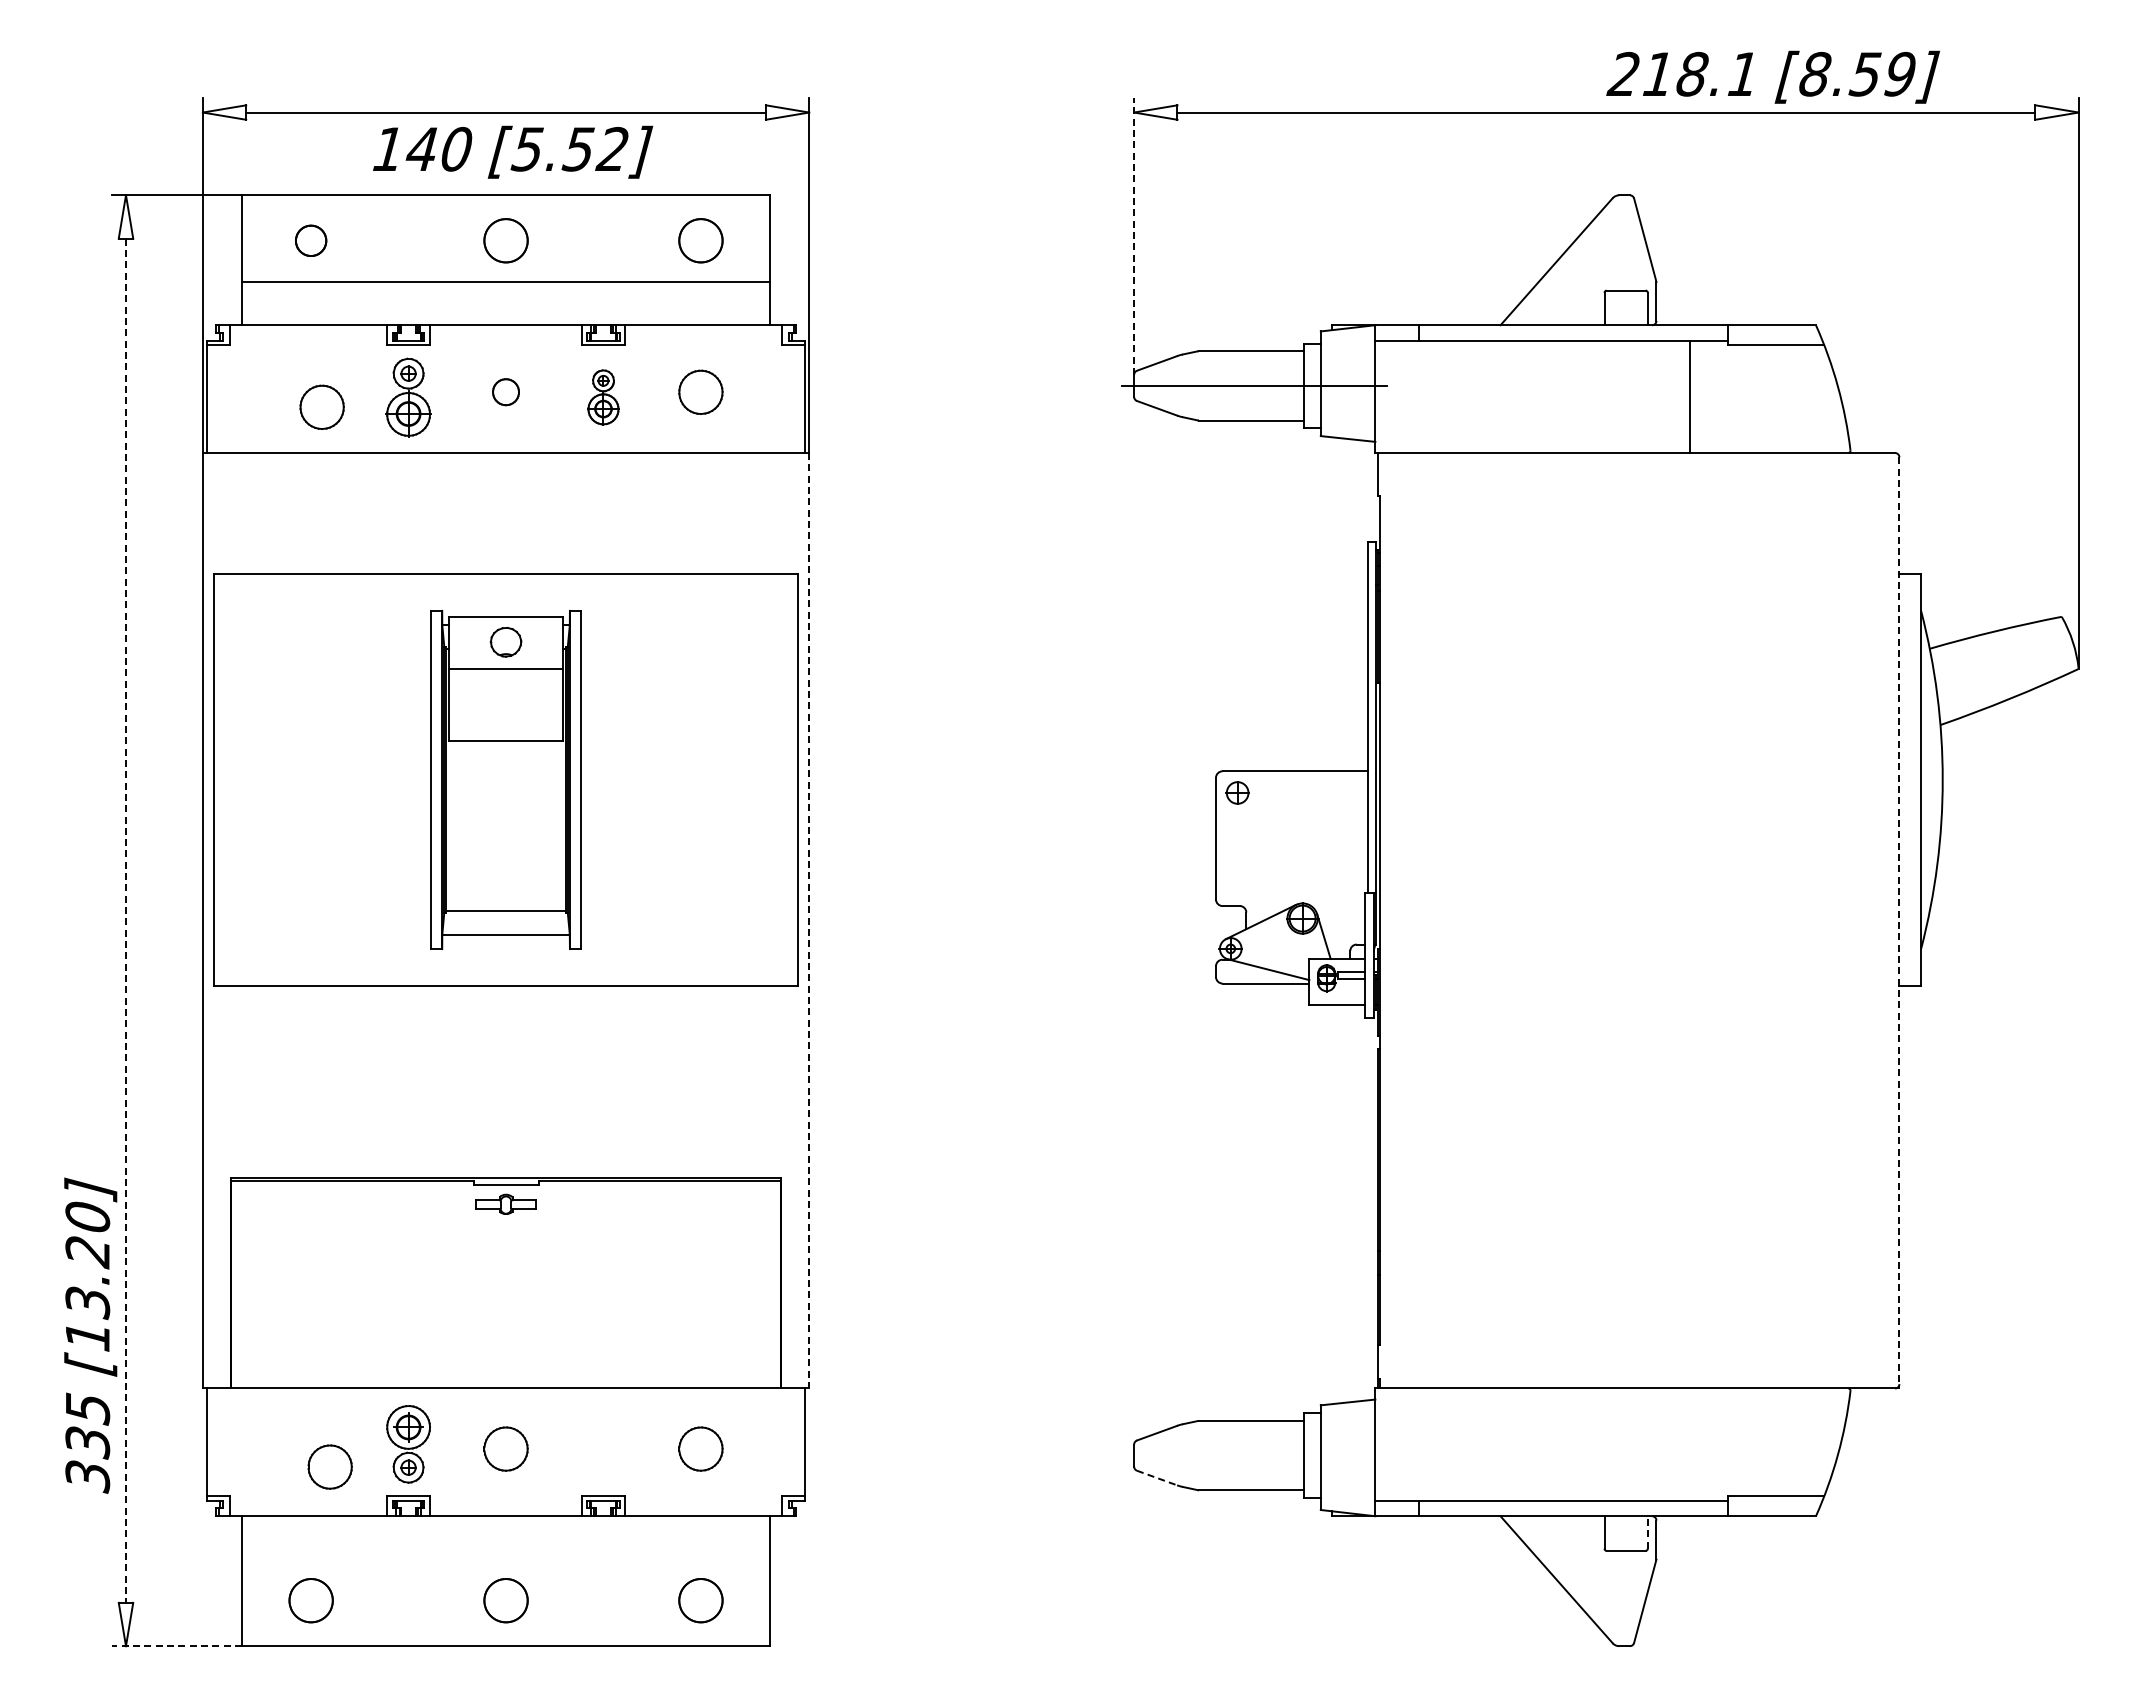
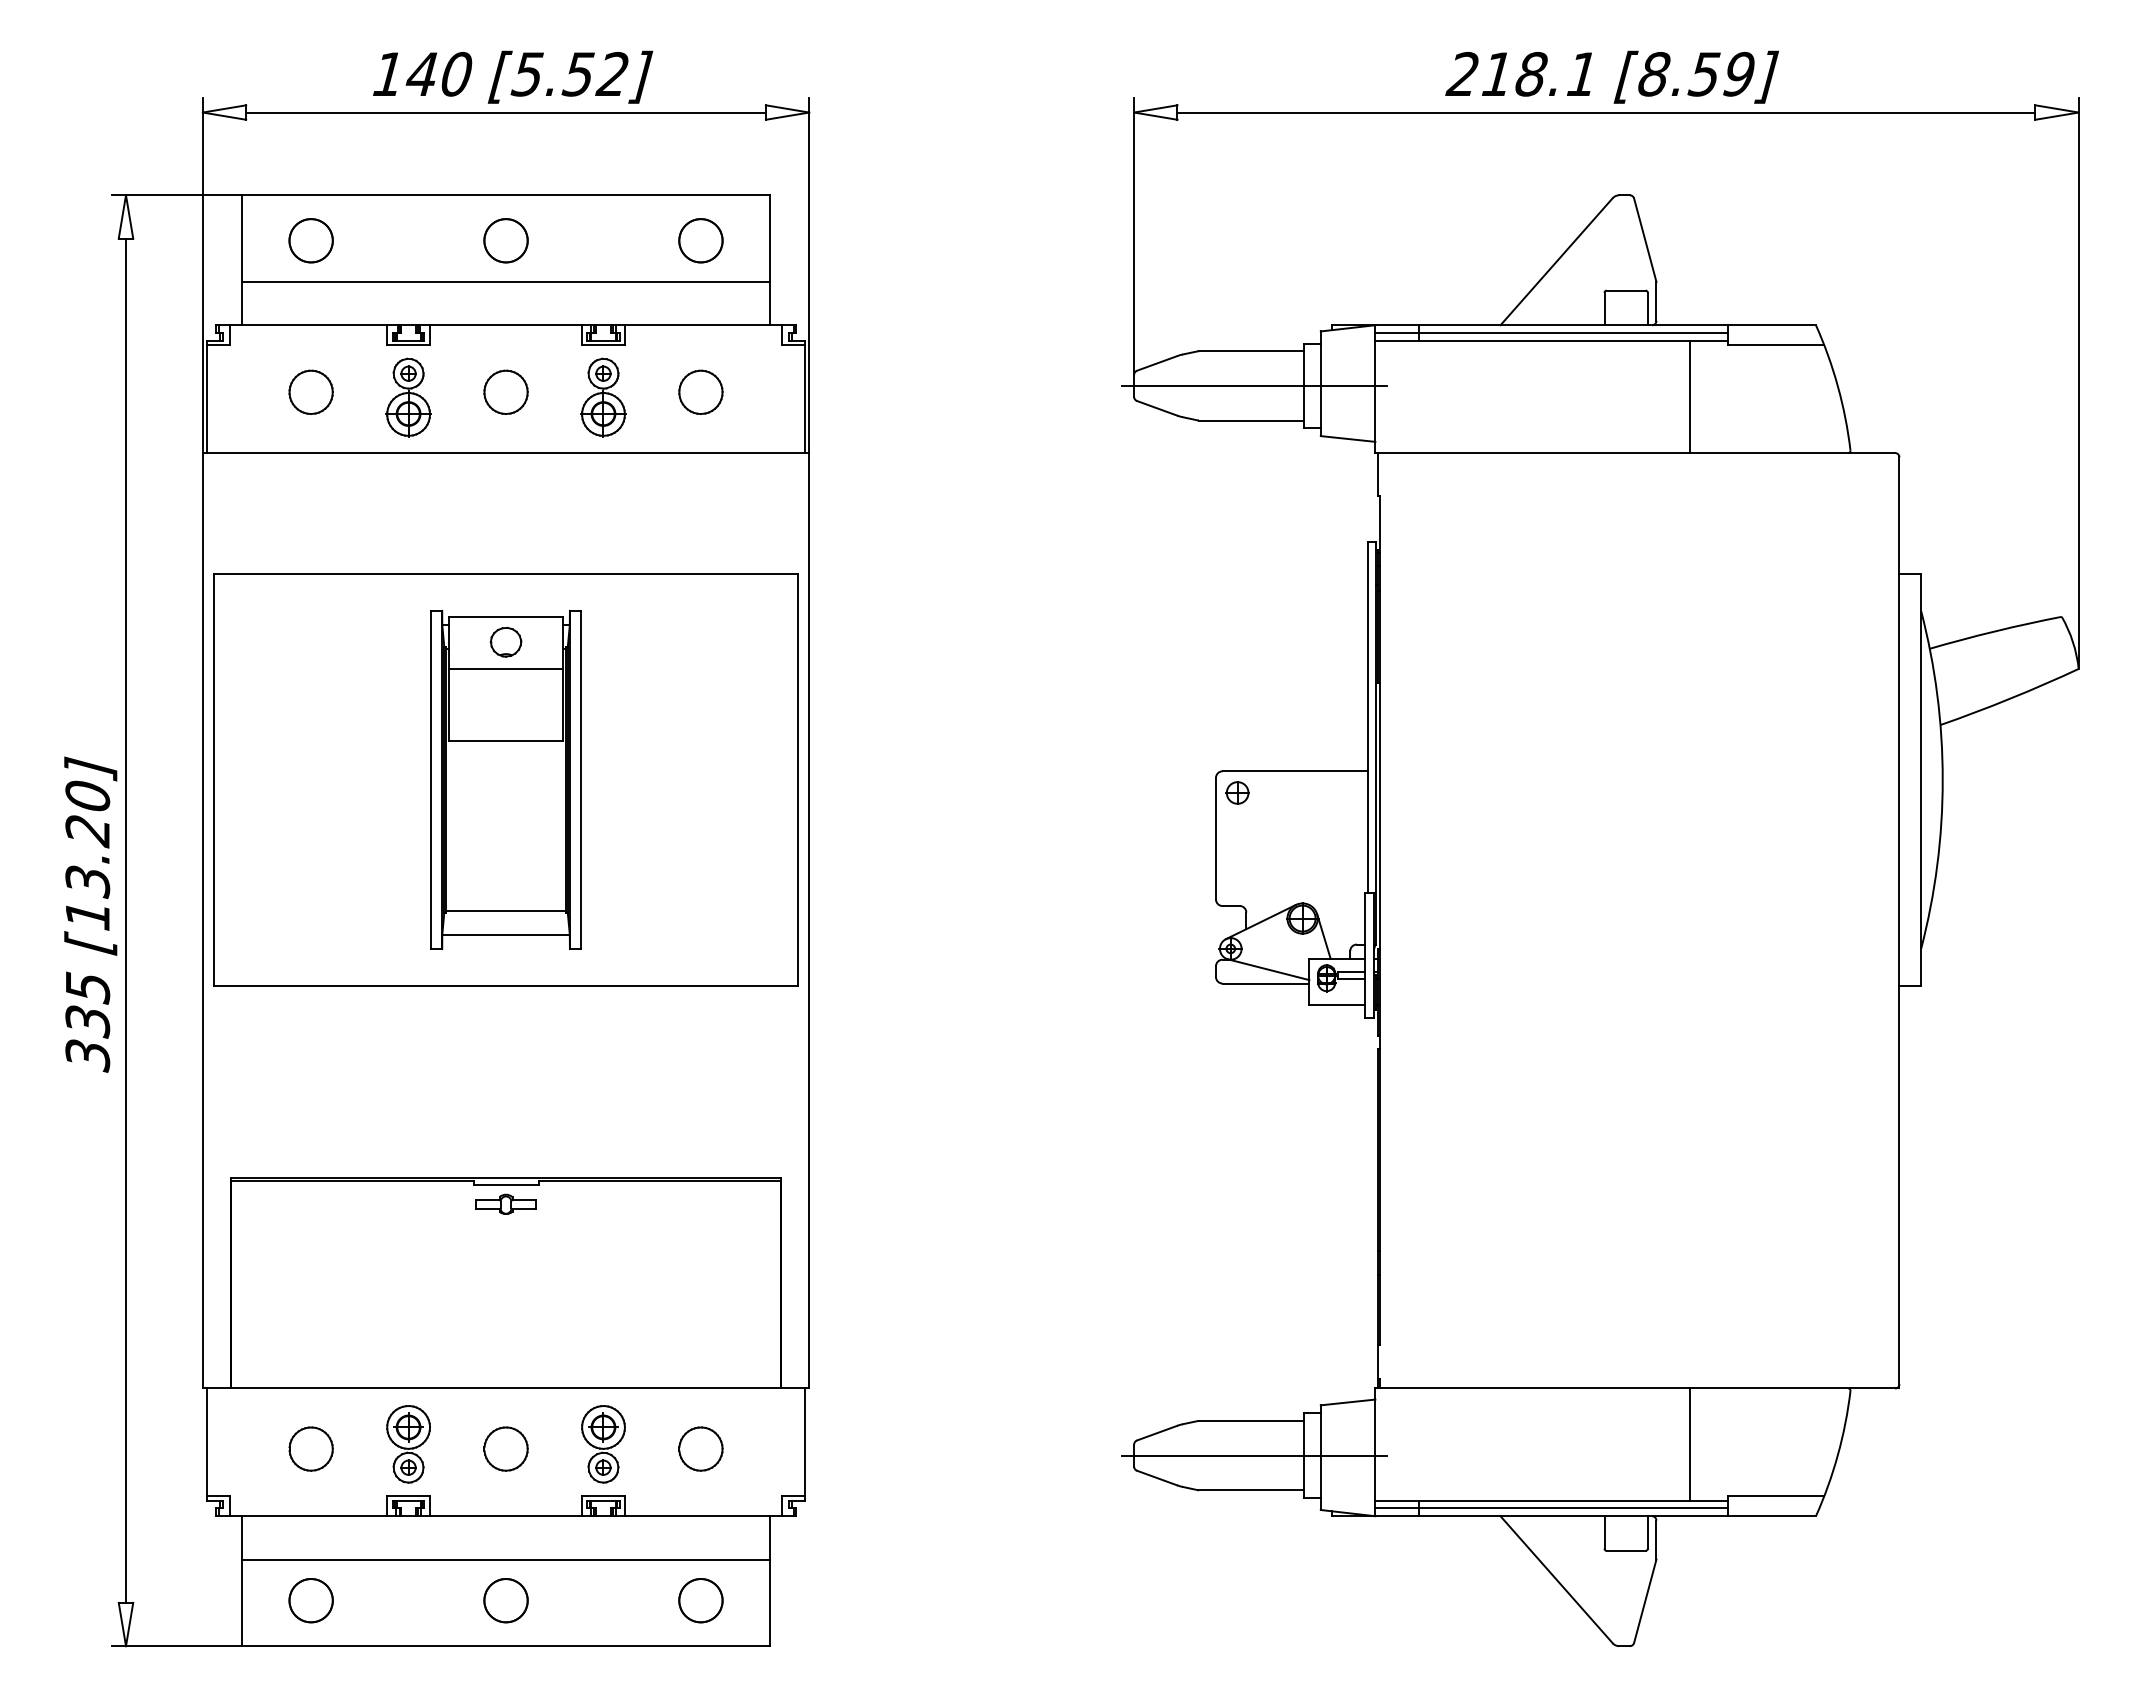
text position: (1772, 76) -> (1611, 76) (1611, 76)
text position: (513, 151) -> (513, 76) (513, 76)
line: dashed -> solid (1134, 235)
part size: 33x33 px -> 46x46 px (310, 240)
line: none -> present (1551, 333)
part size: 28x29 px -> 46x46 px (505, 391)
part size: 33x57 px -> 47x81 px (603, 397)
part position: (321, 406) -> (310, 391) (310, 391)
line: dashed -> solid (809, 920)
line: dashed -> solid (126, 921)
line: dashed -> solid (1899, 922)
text position: (90, 1335) -> (90, 914) (90, 914)
part: none -> present (603, 1444)
line: none -> present (1690, 1444)
line: none -> present (1254, 1455)
part position: (329, 1466) -> (310, 1448) (310, 1448)
line: dashed -> solid (1157, 1478)
line: none -> present (1551, 1508)
line: dashed -> solid (1647, 1531)
line: none -> present (505, 1559)
line: dashed -> solid (176, 1646)
